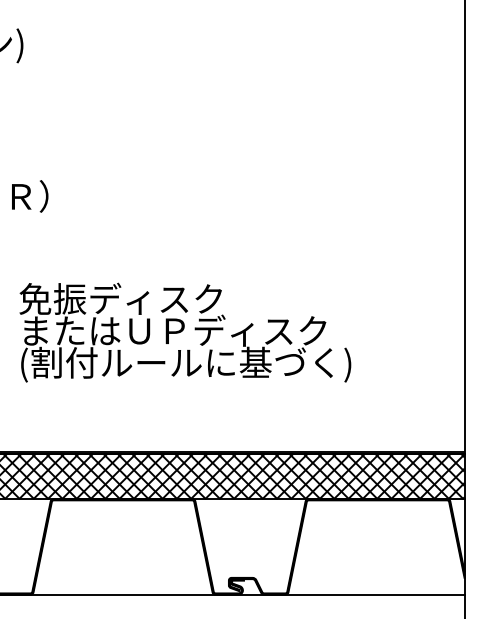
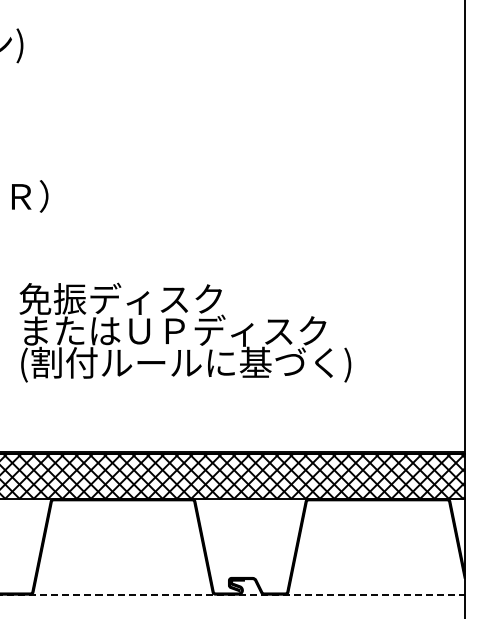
line: solid -> dashed (232, 594)
